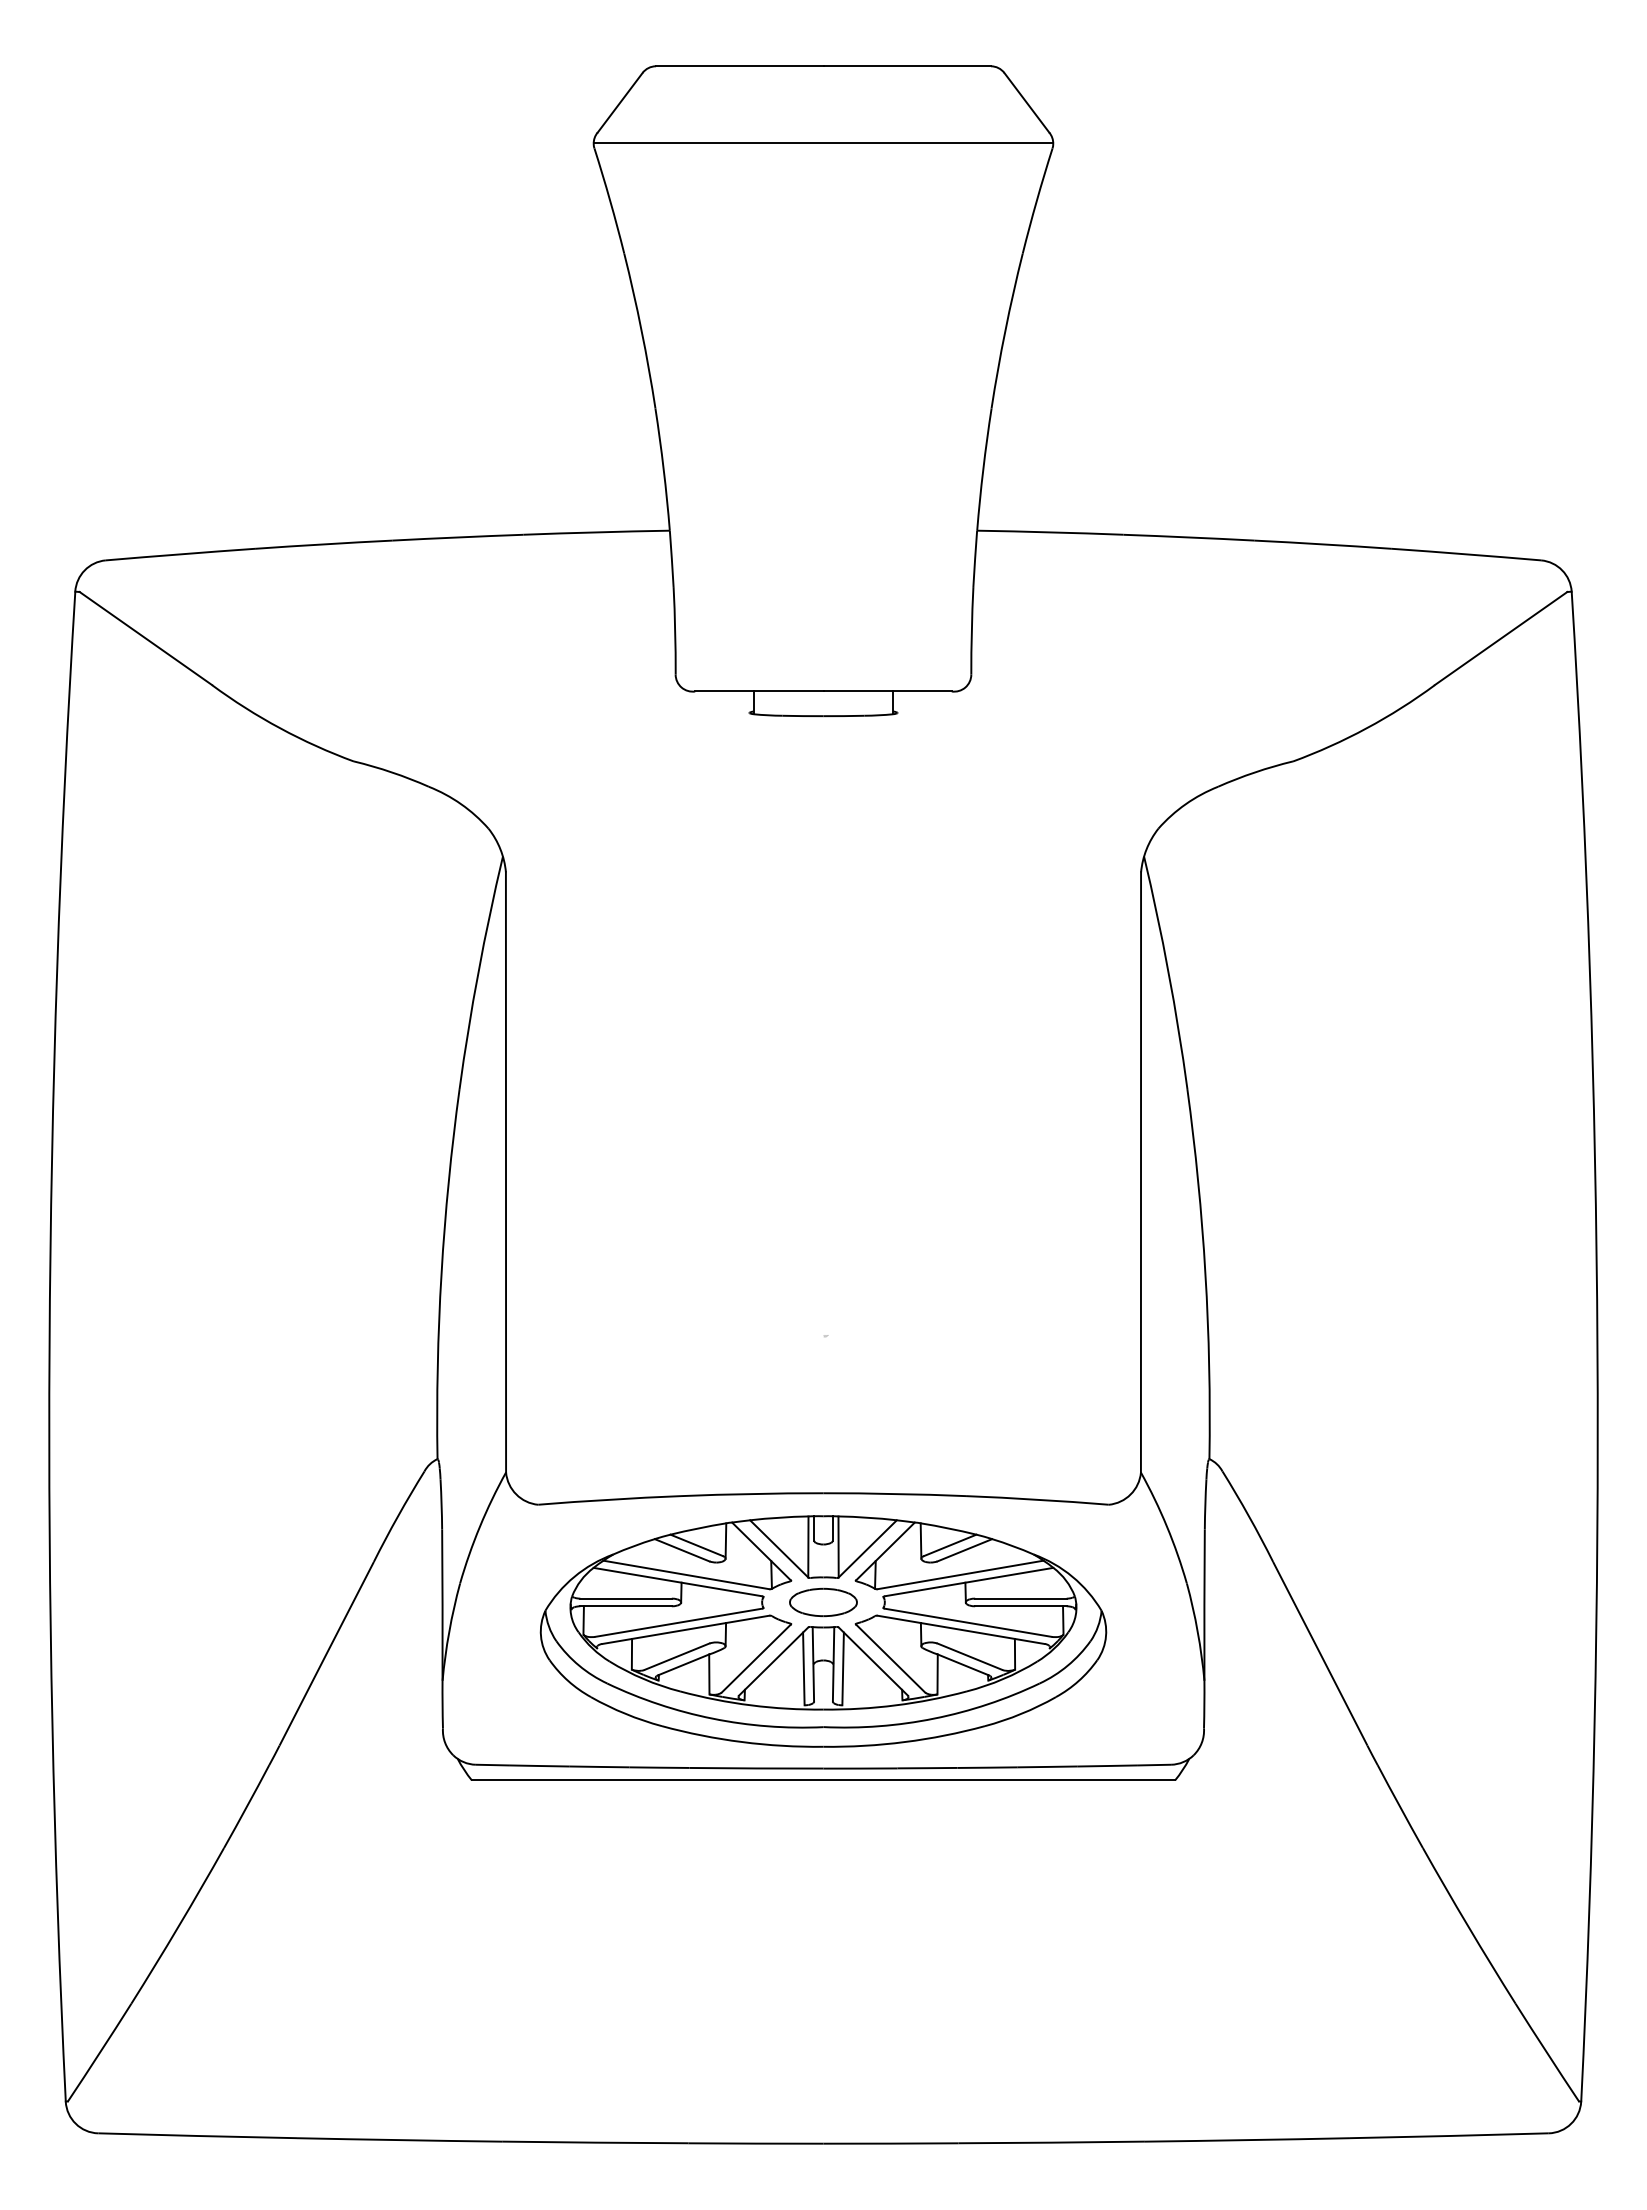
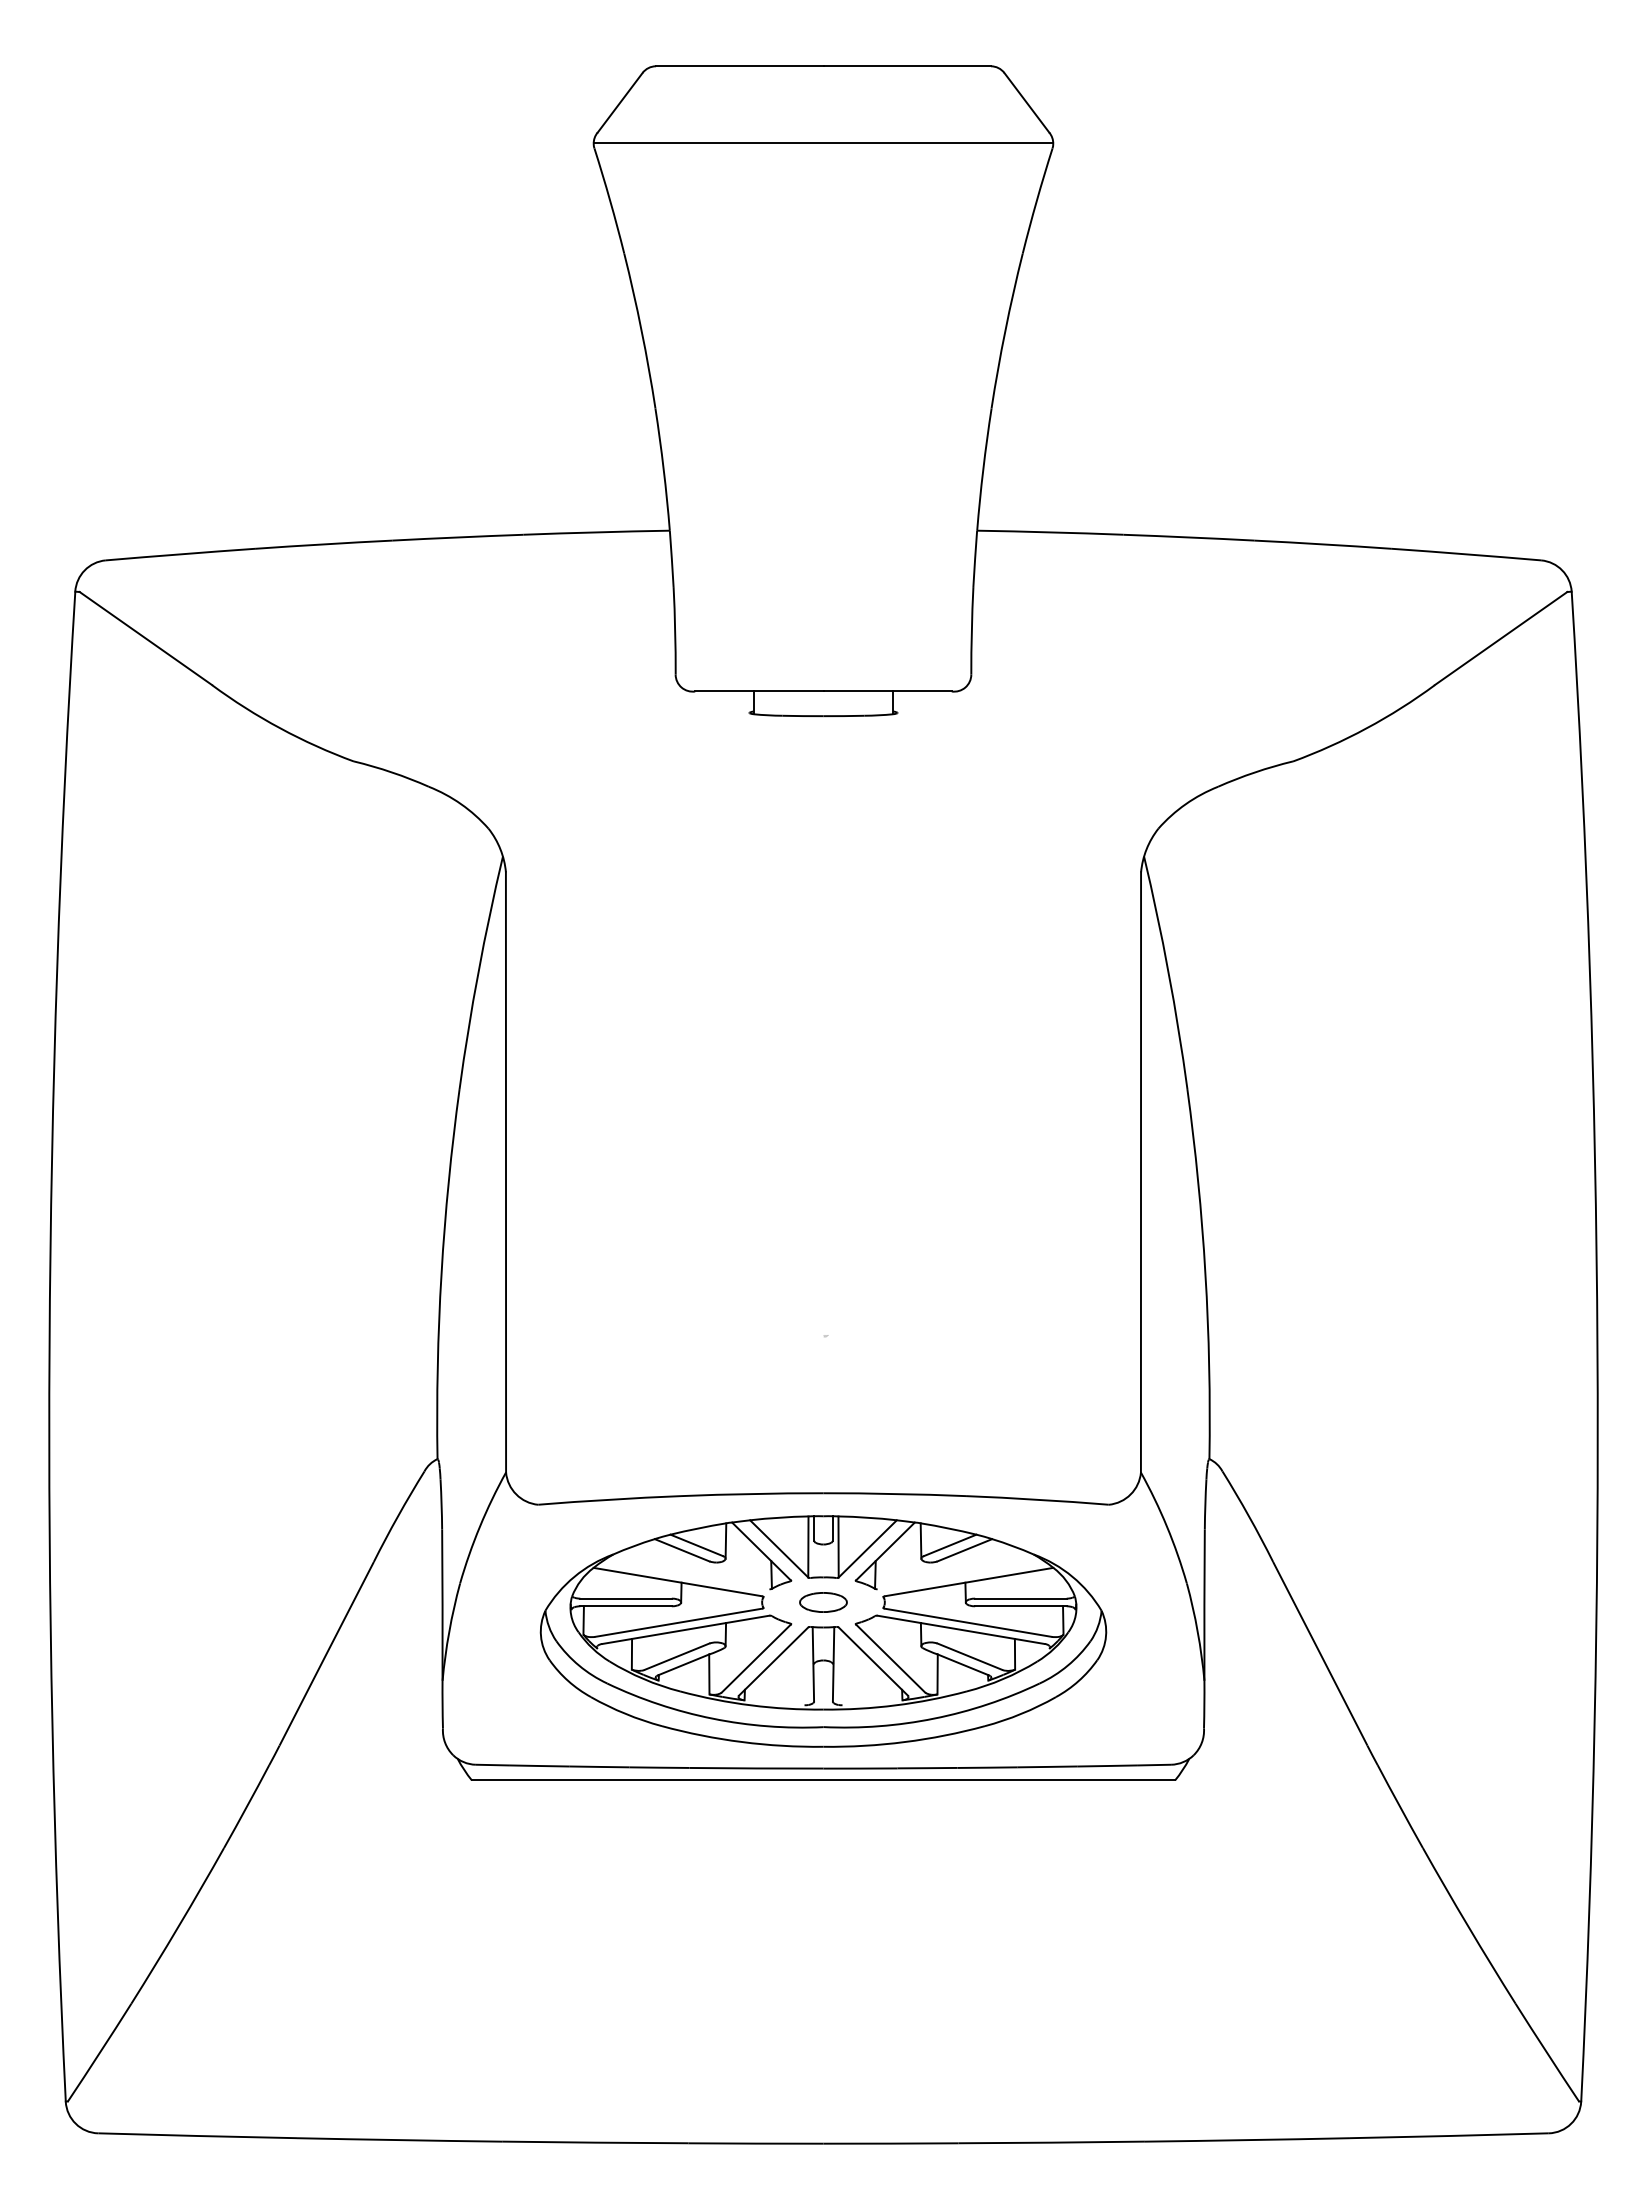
line: present -> none (686, 1574)
line: present -> none (960, 1574)
part size: 69x31 px -> 49x21 px (823, 1602)
line: present -> none (803, 1668)
line: present -> none (842, 1668)
